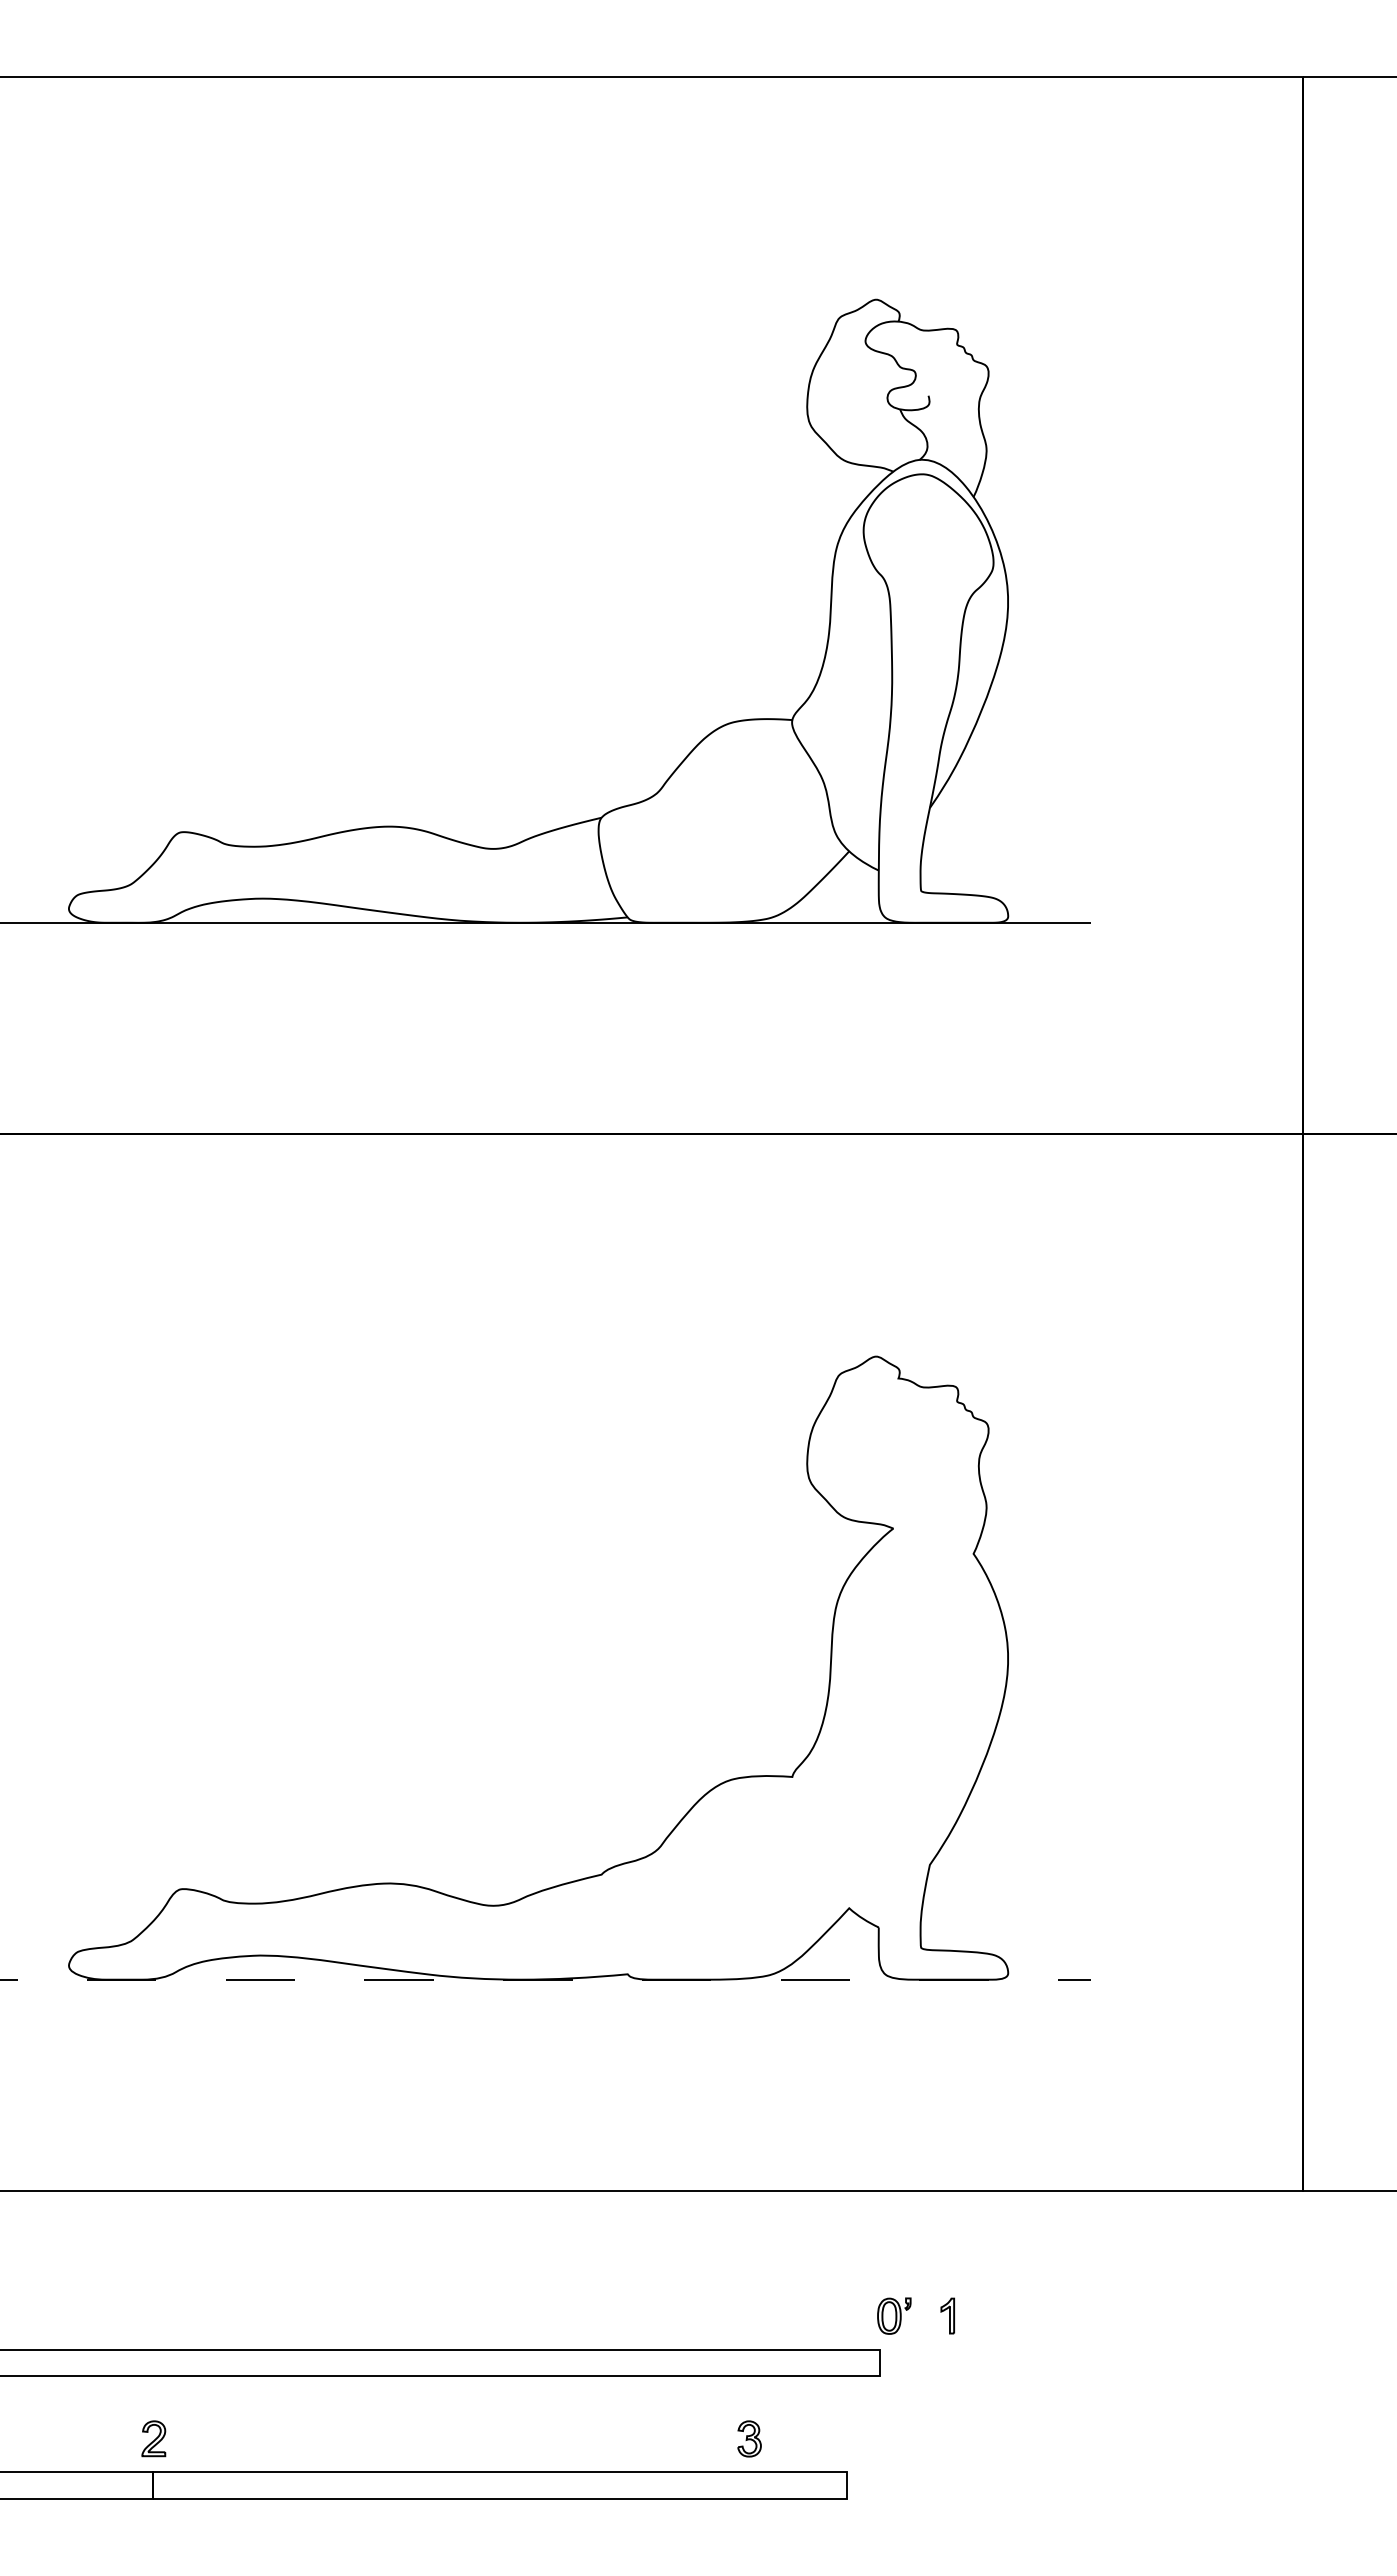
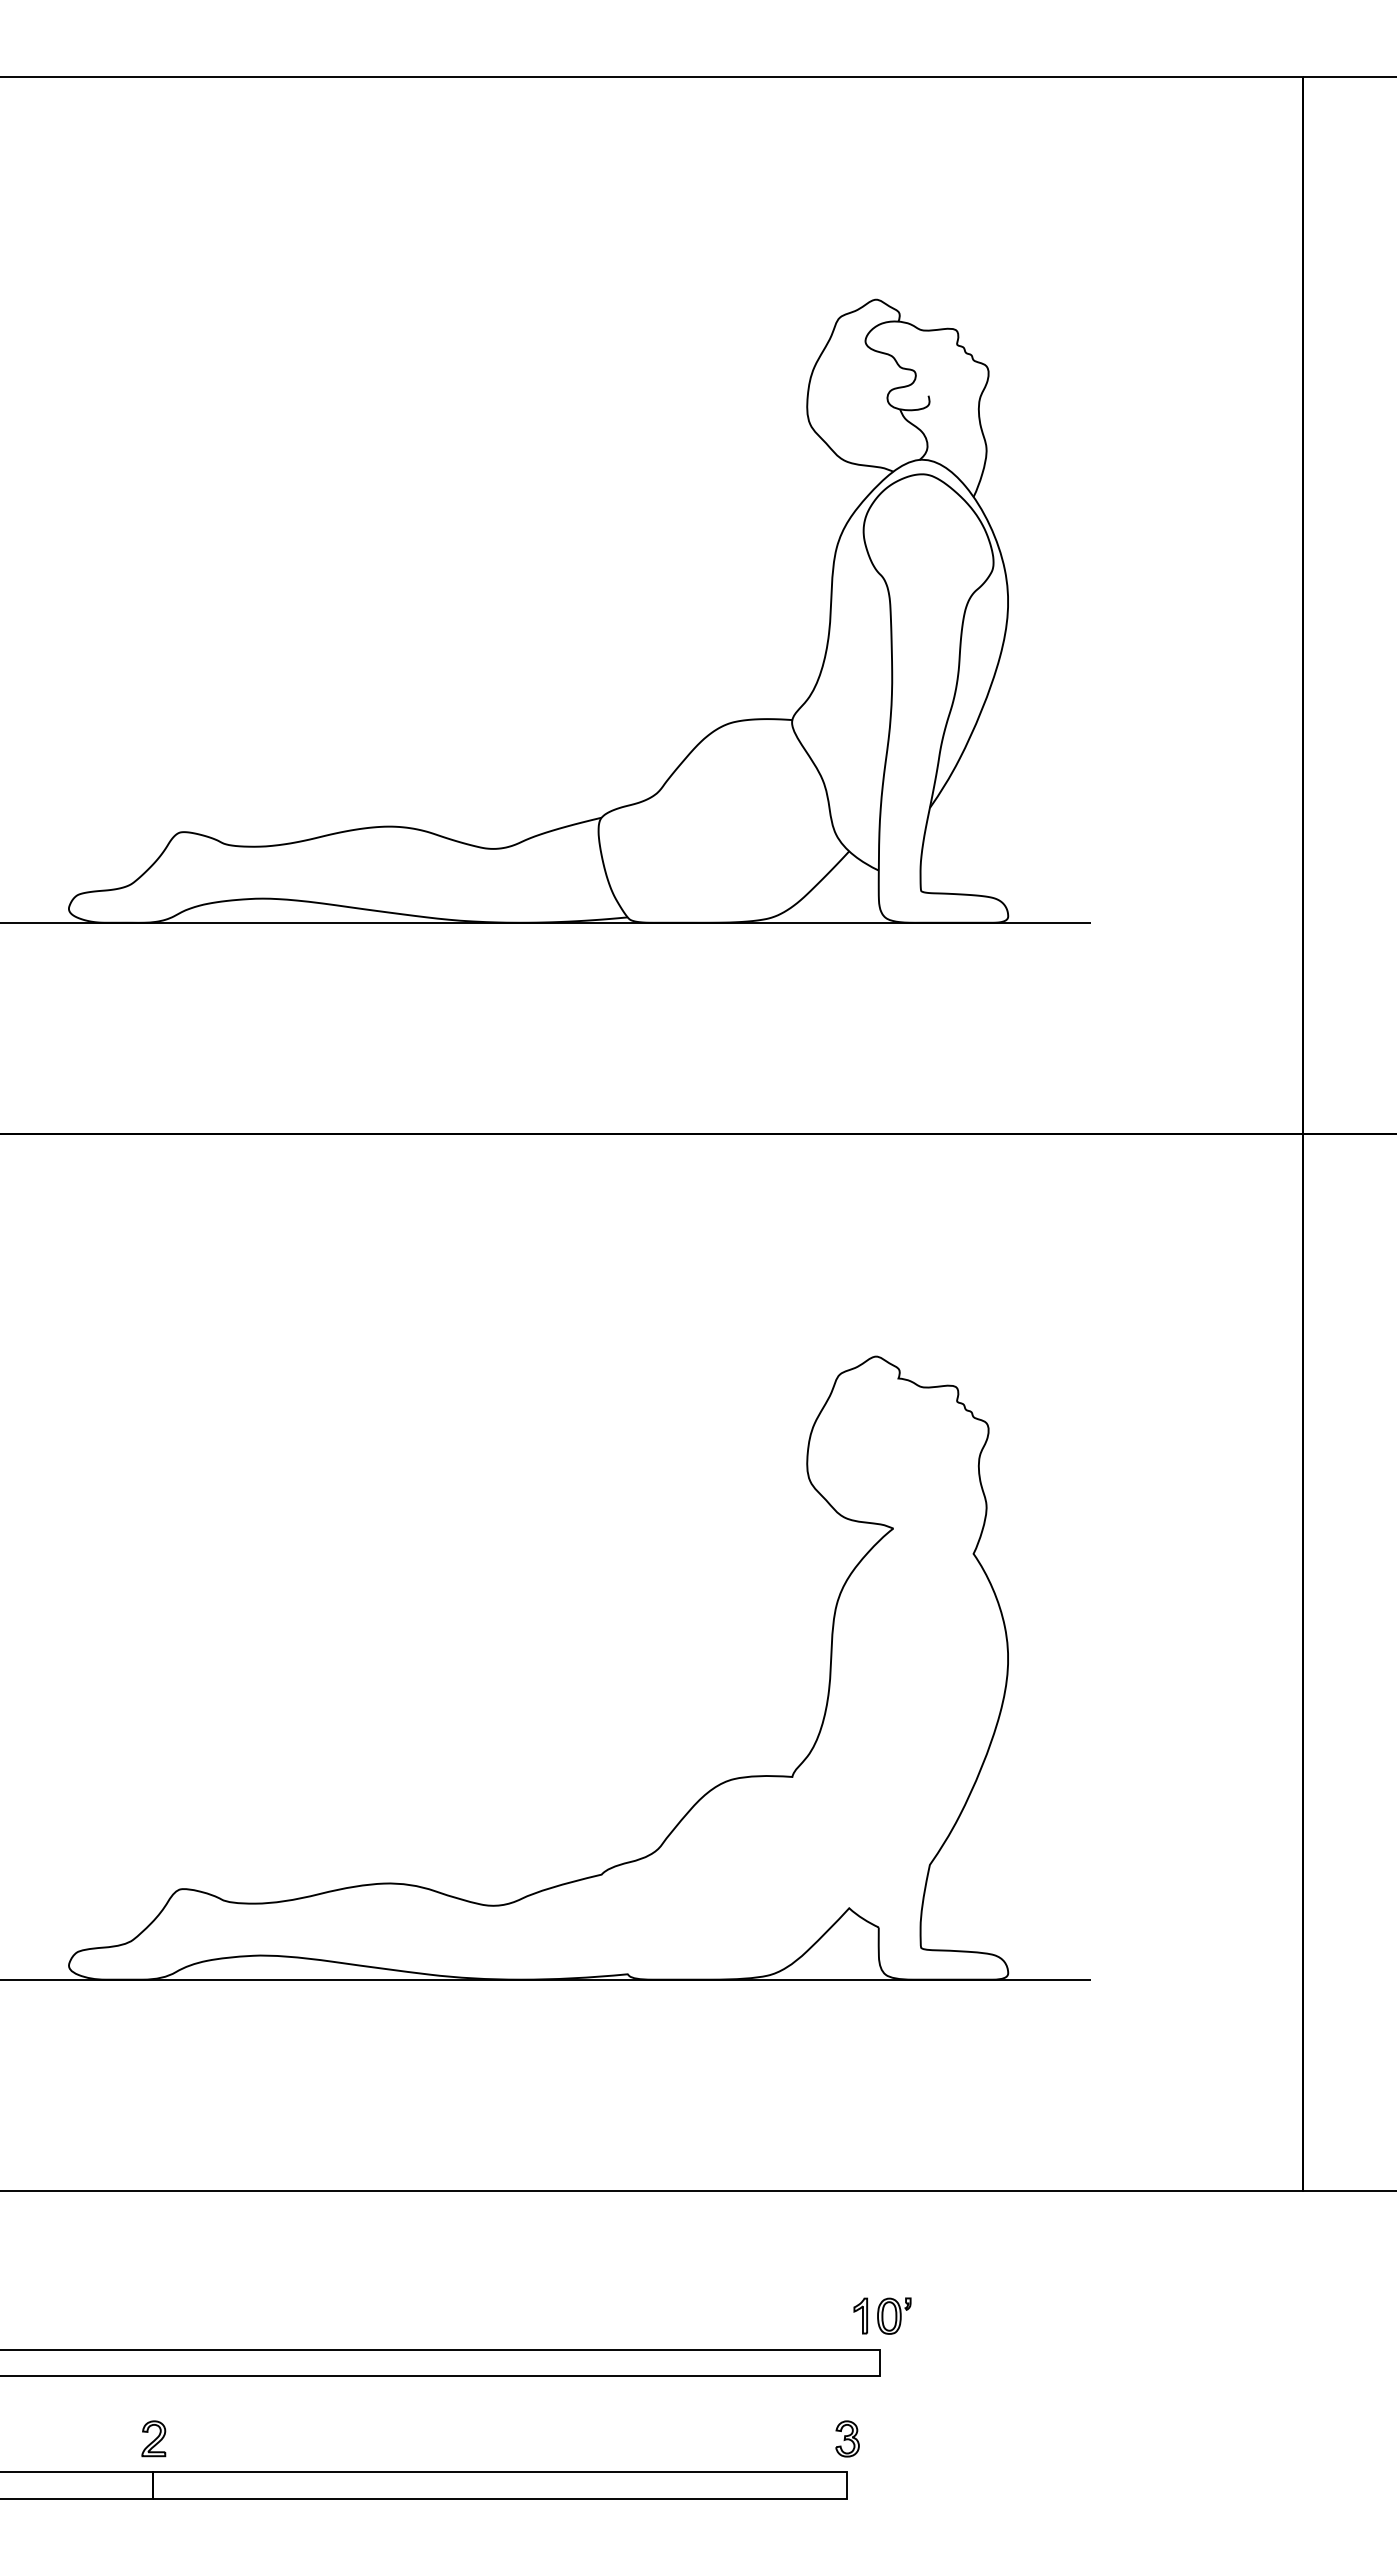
line: dashed -> solid (546, 1979)
part position: (947, 2315) -> (860, 2315) (860, 2315)
part position: (749, 2438) -> (847, 2438) (847, 2438)
